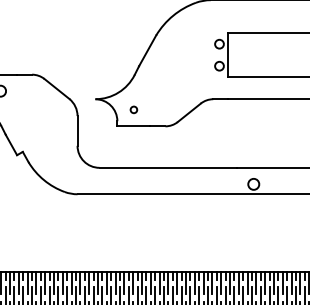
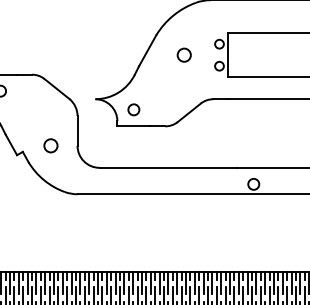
circle: none -> present (183, 54)
circle size: 10x10 px -> 14x14 px (133, 109)
circle: none -> present (50, 145)
